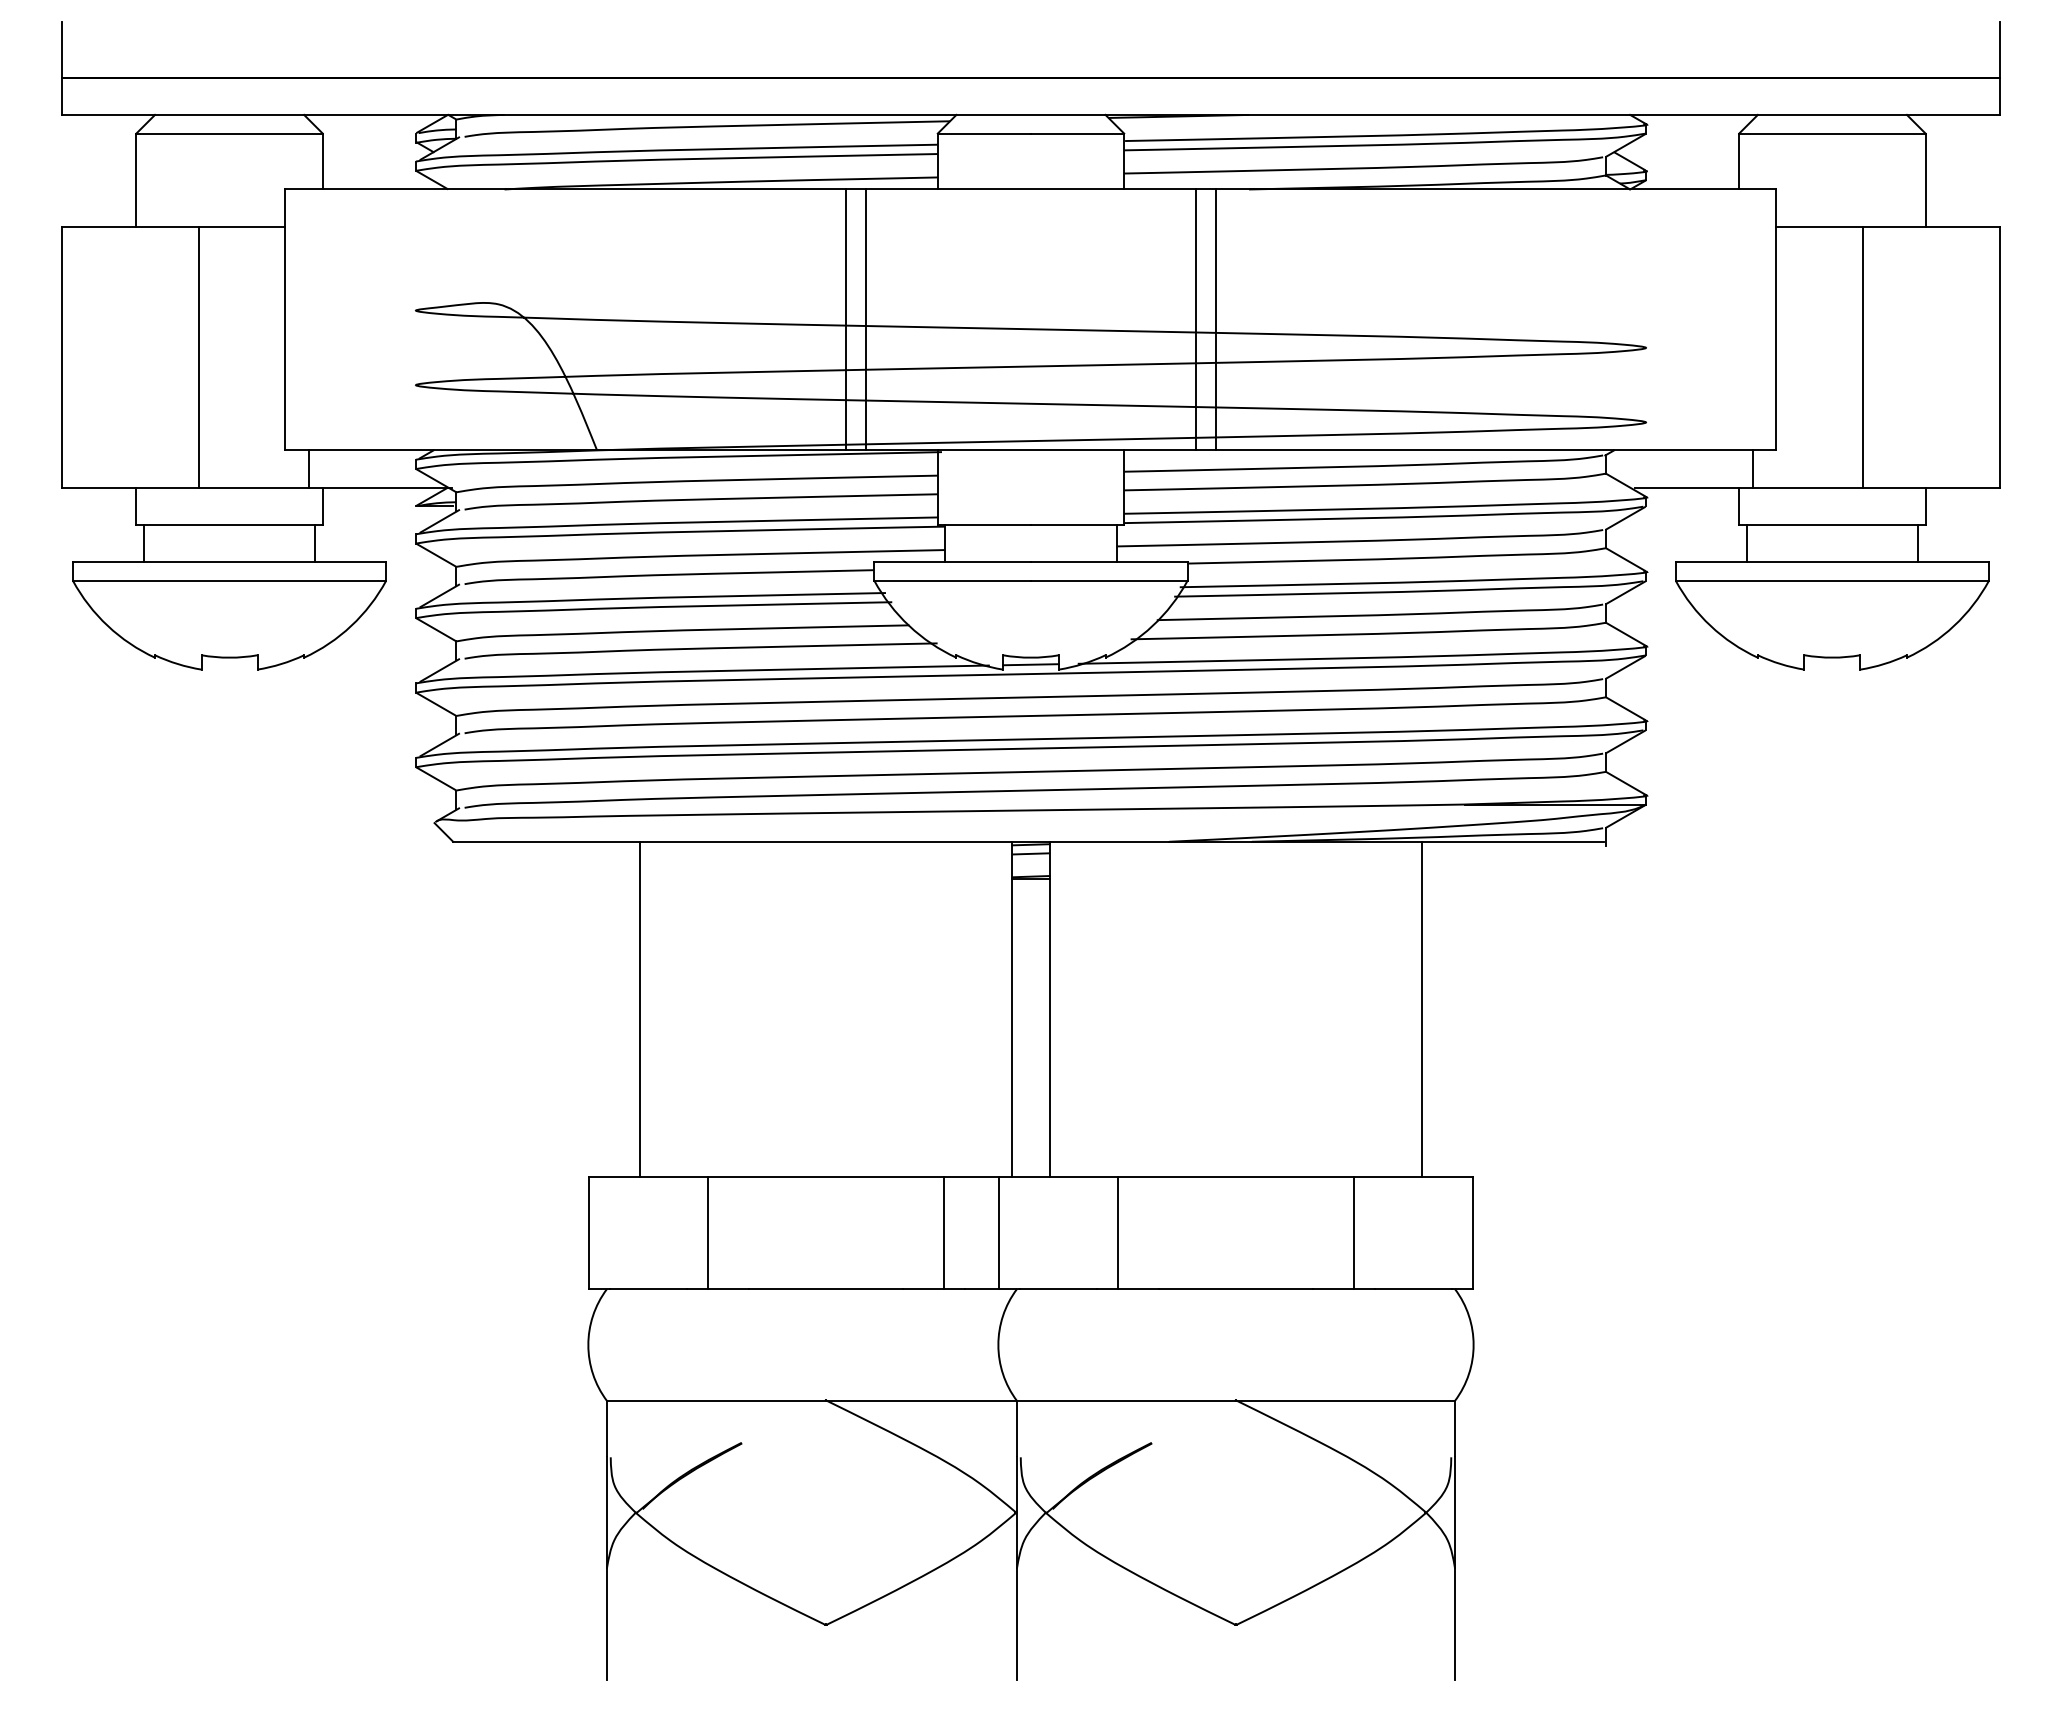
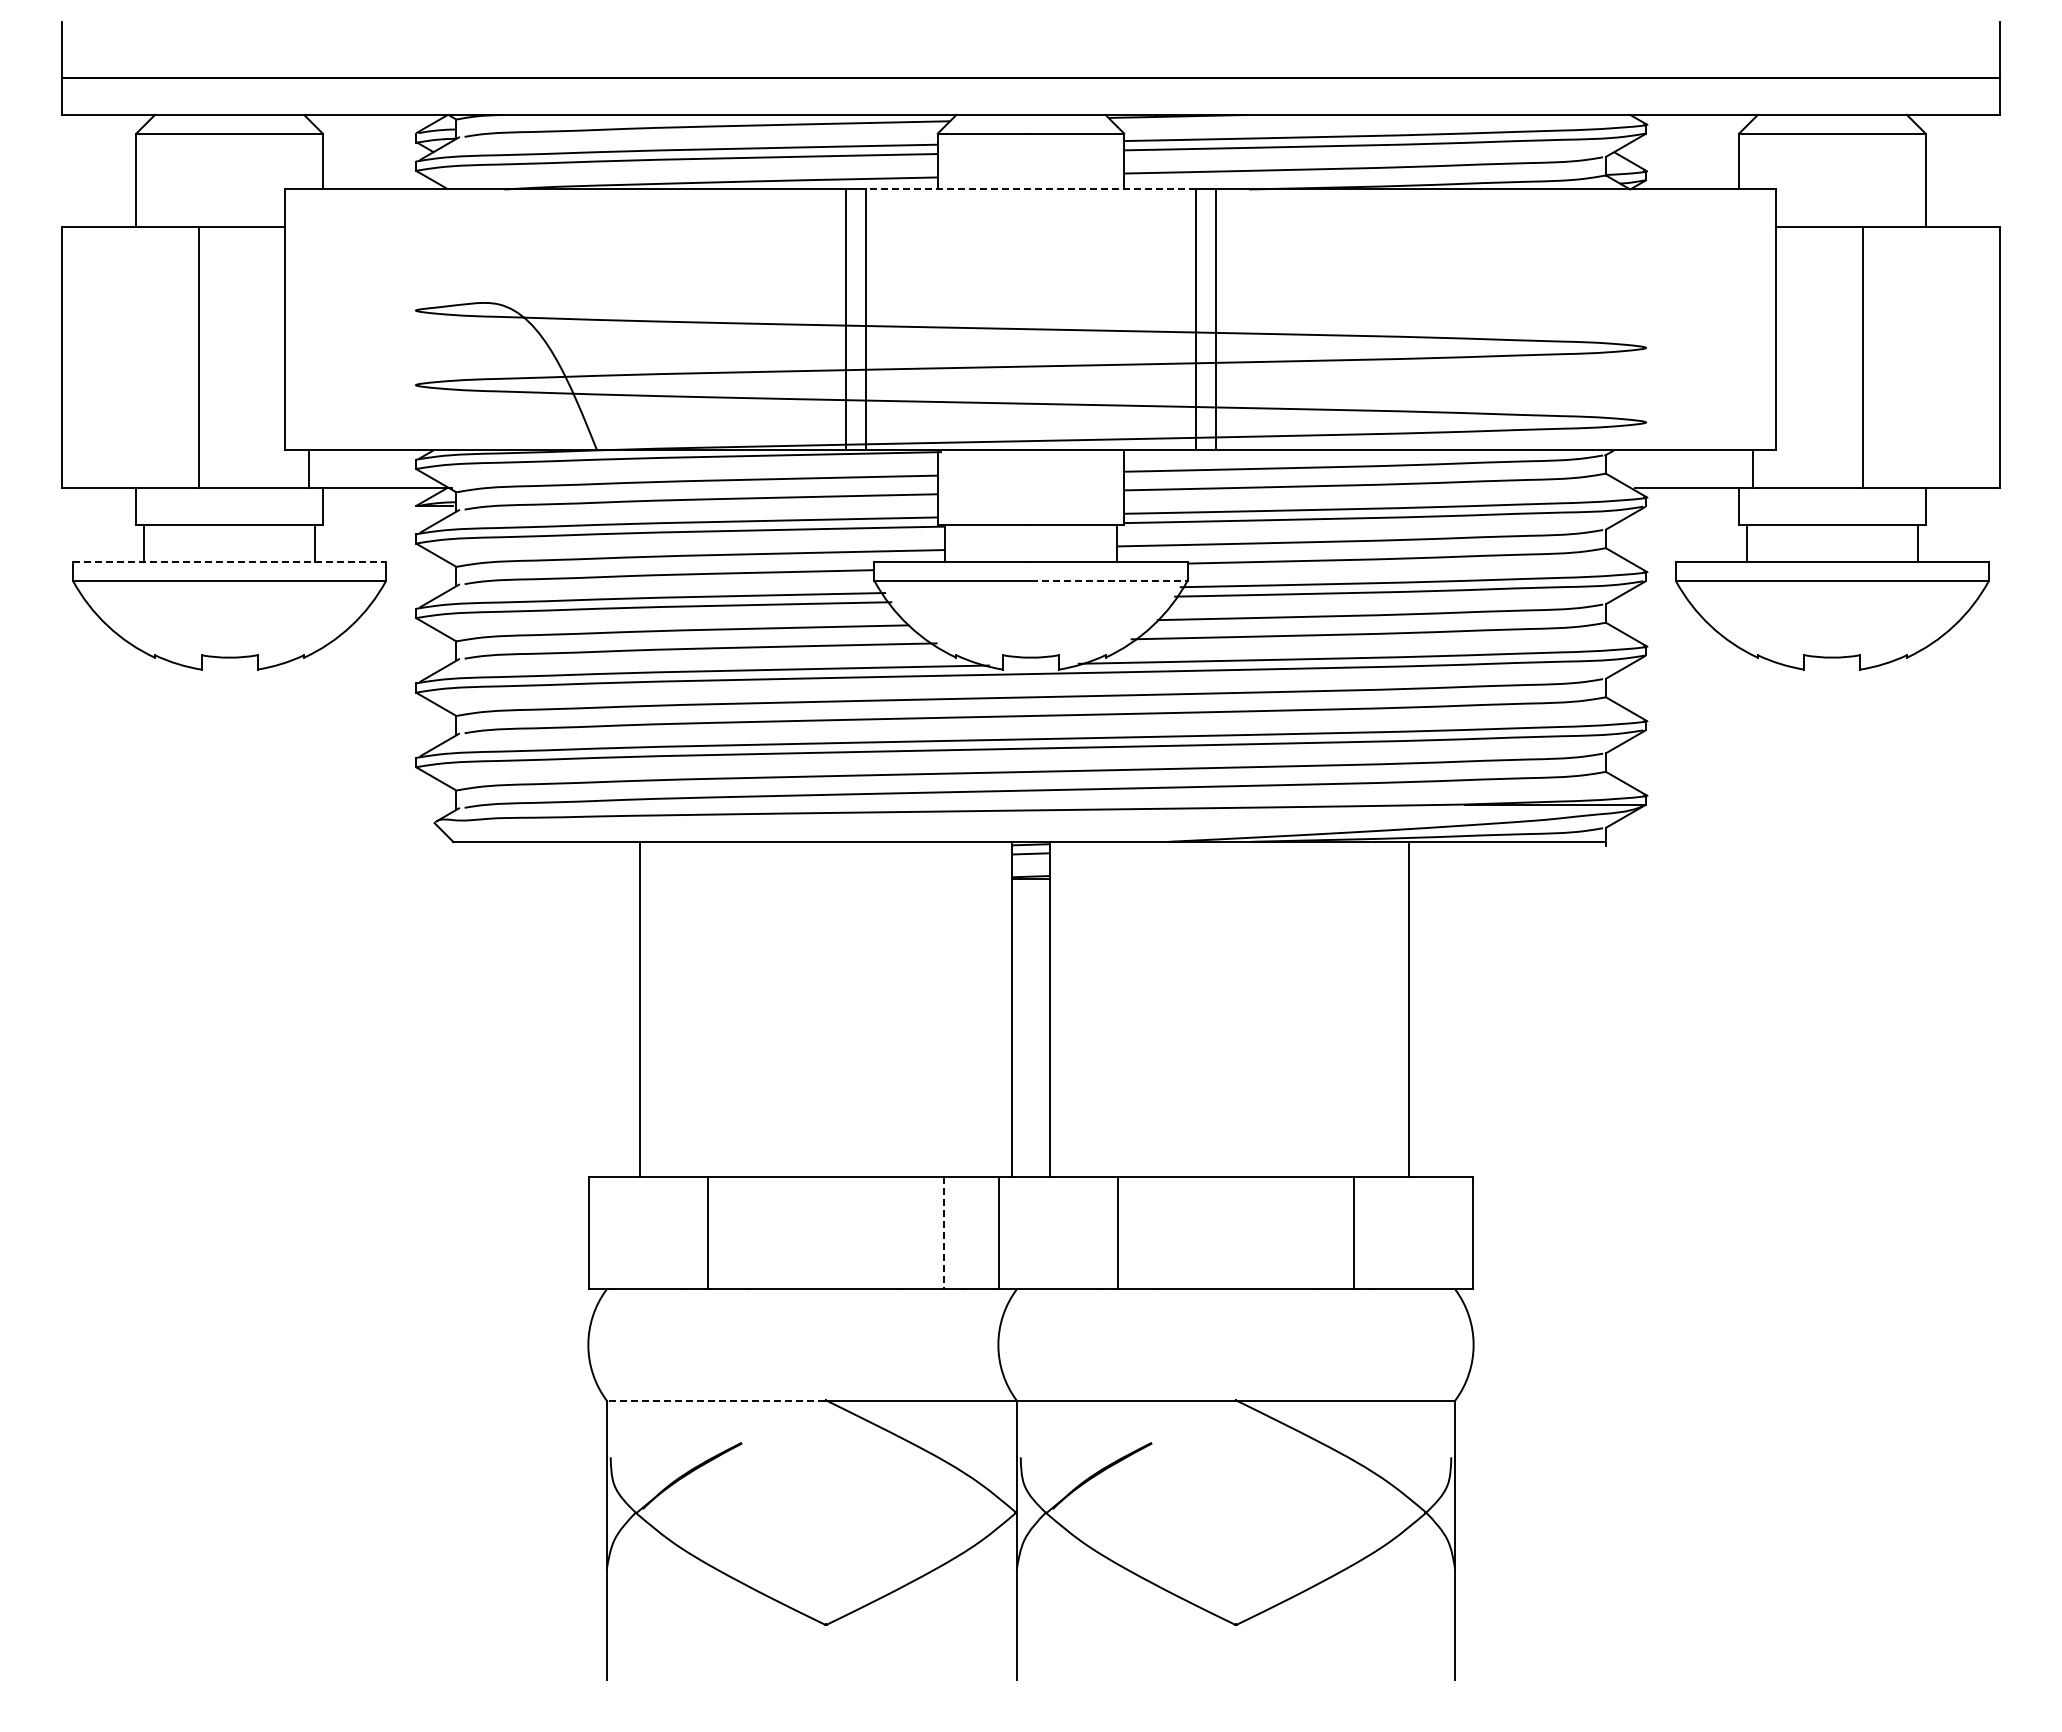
line: solid -> dashed (1031, 189)
line: solid -> dashed (229, 562)
line: solid -> dashed (1109, 580)
line: present -> none (1030, 664)
line position: (1422, 1009) -> (1409, 1009) (1409, 1009)
line: solid -> dashed (944, 1233)
line: solid -> dashed (715, 1400)
